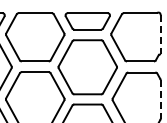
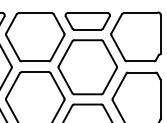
line: dashed -> solid (160, 35)
line: dashed -> solid (160, 99)
